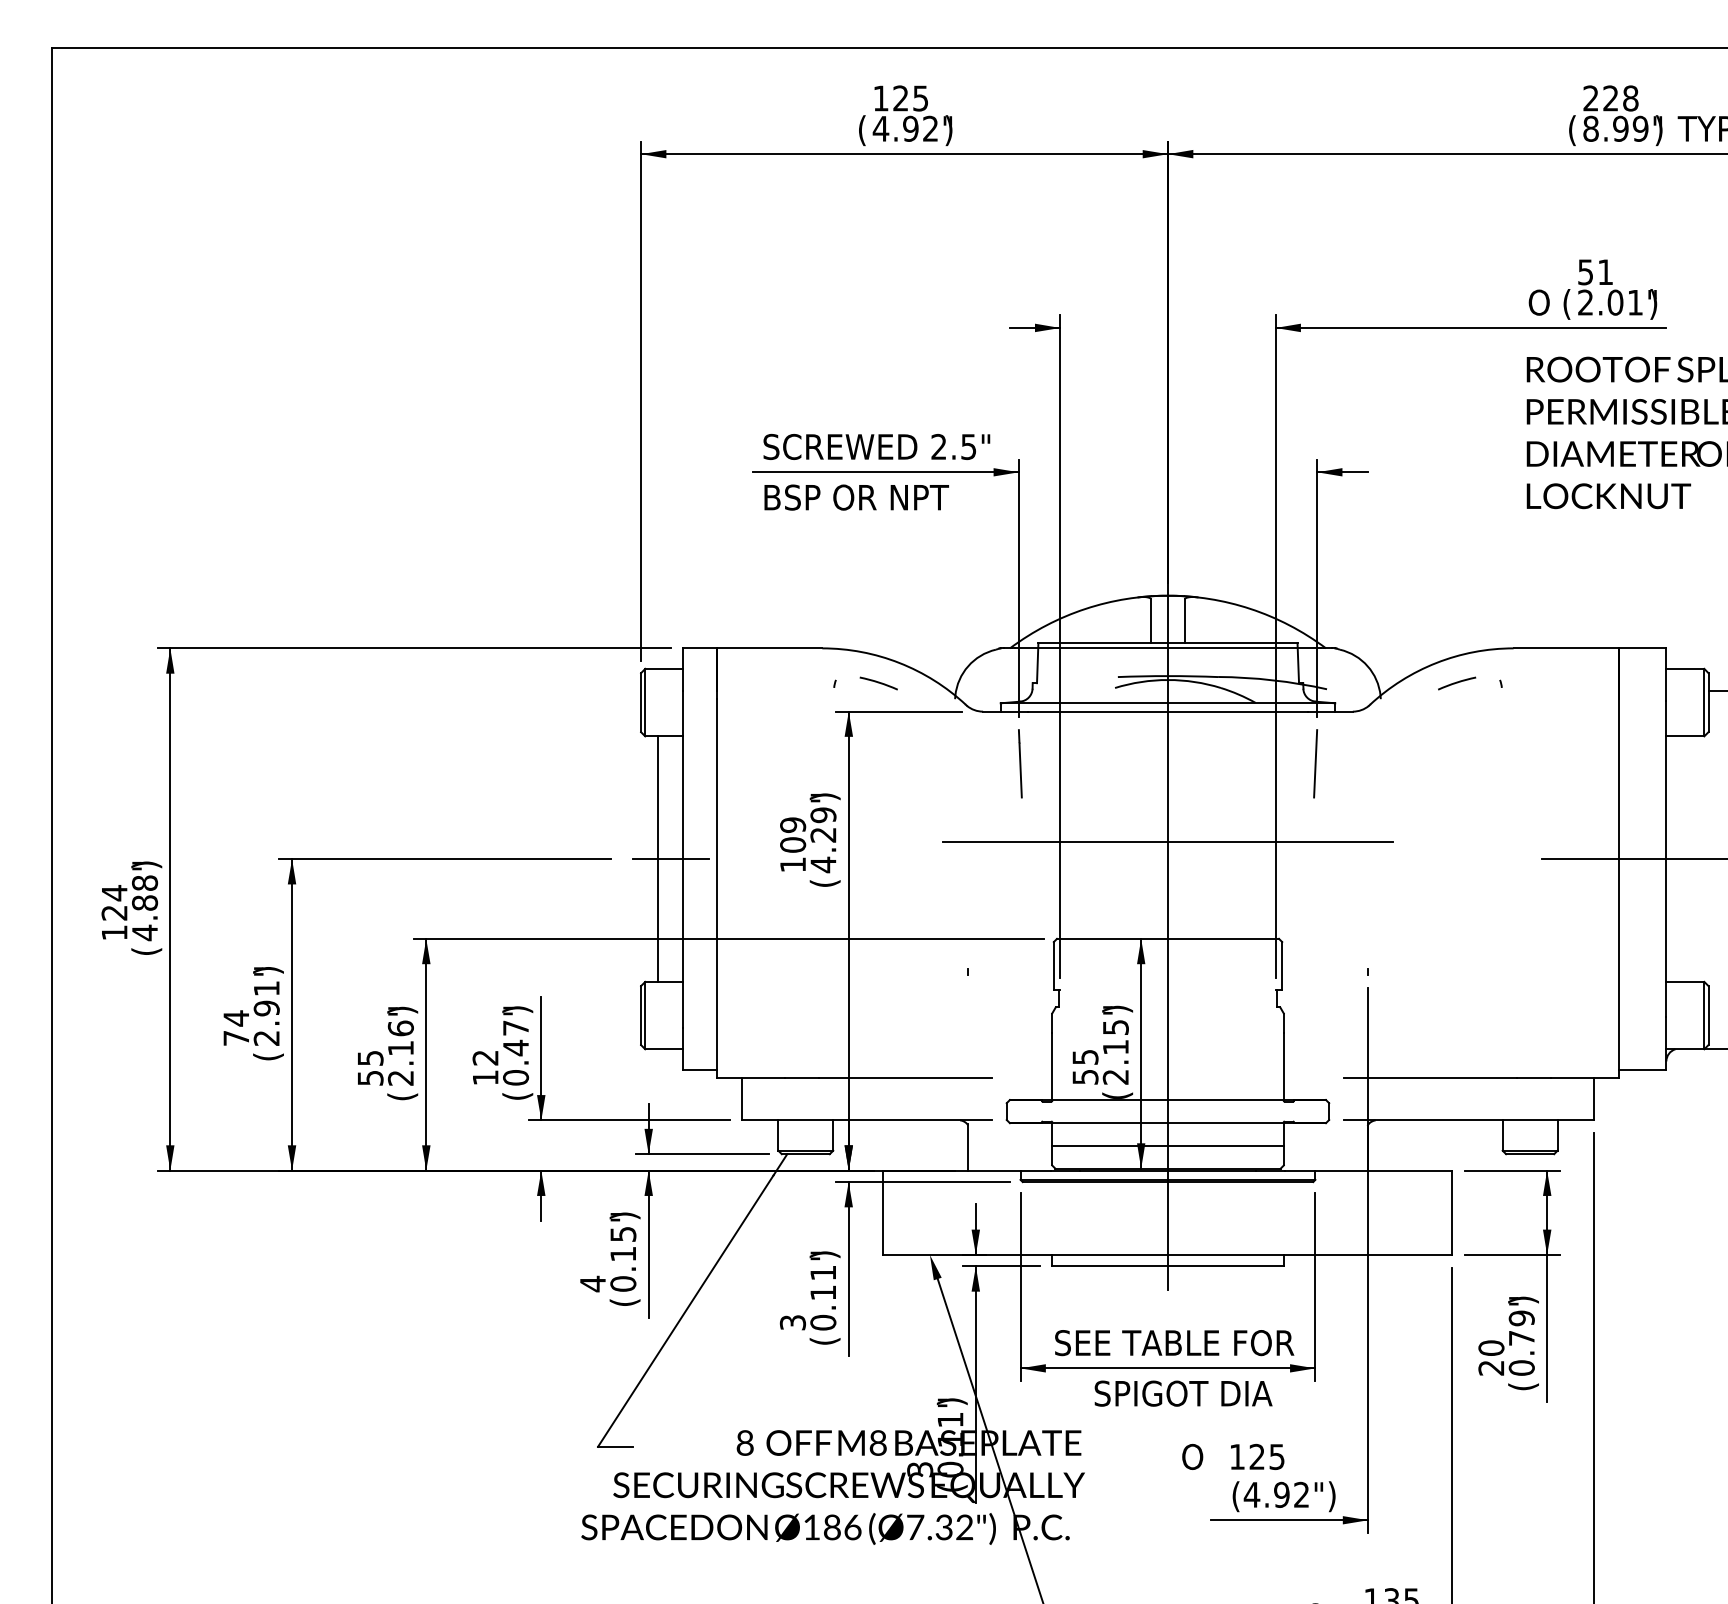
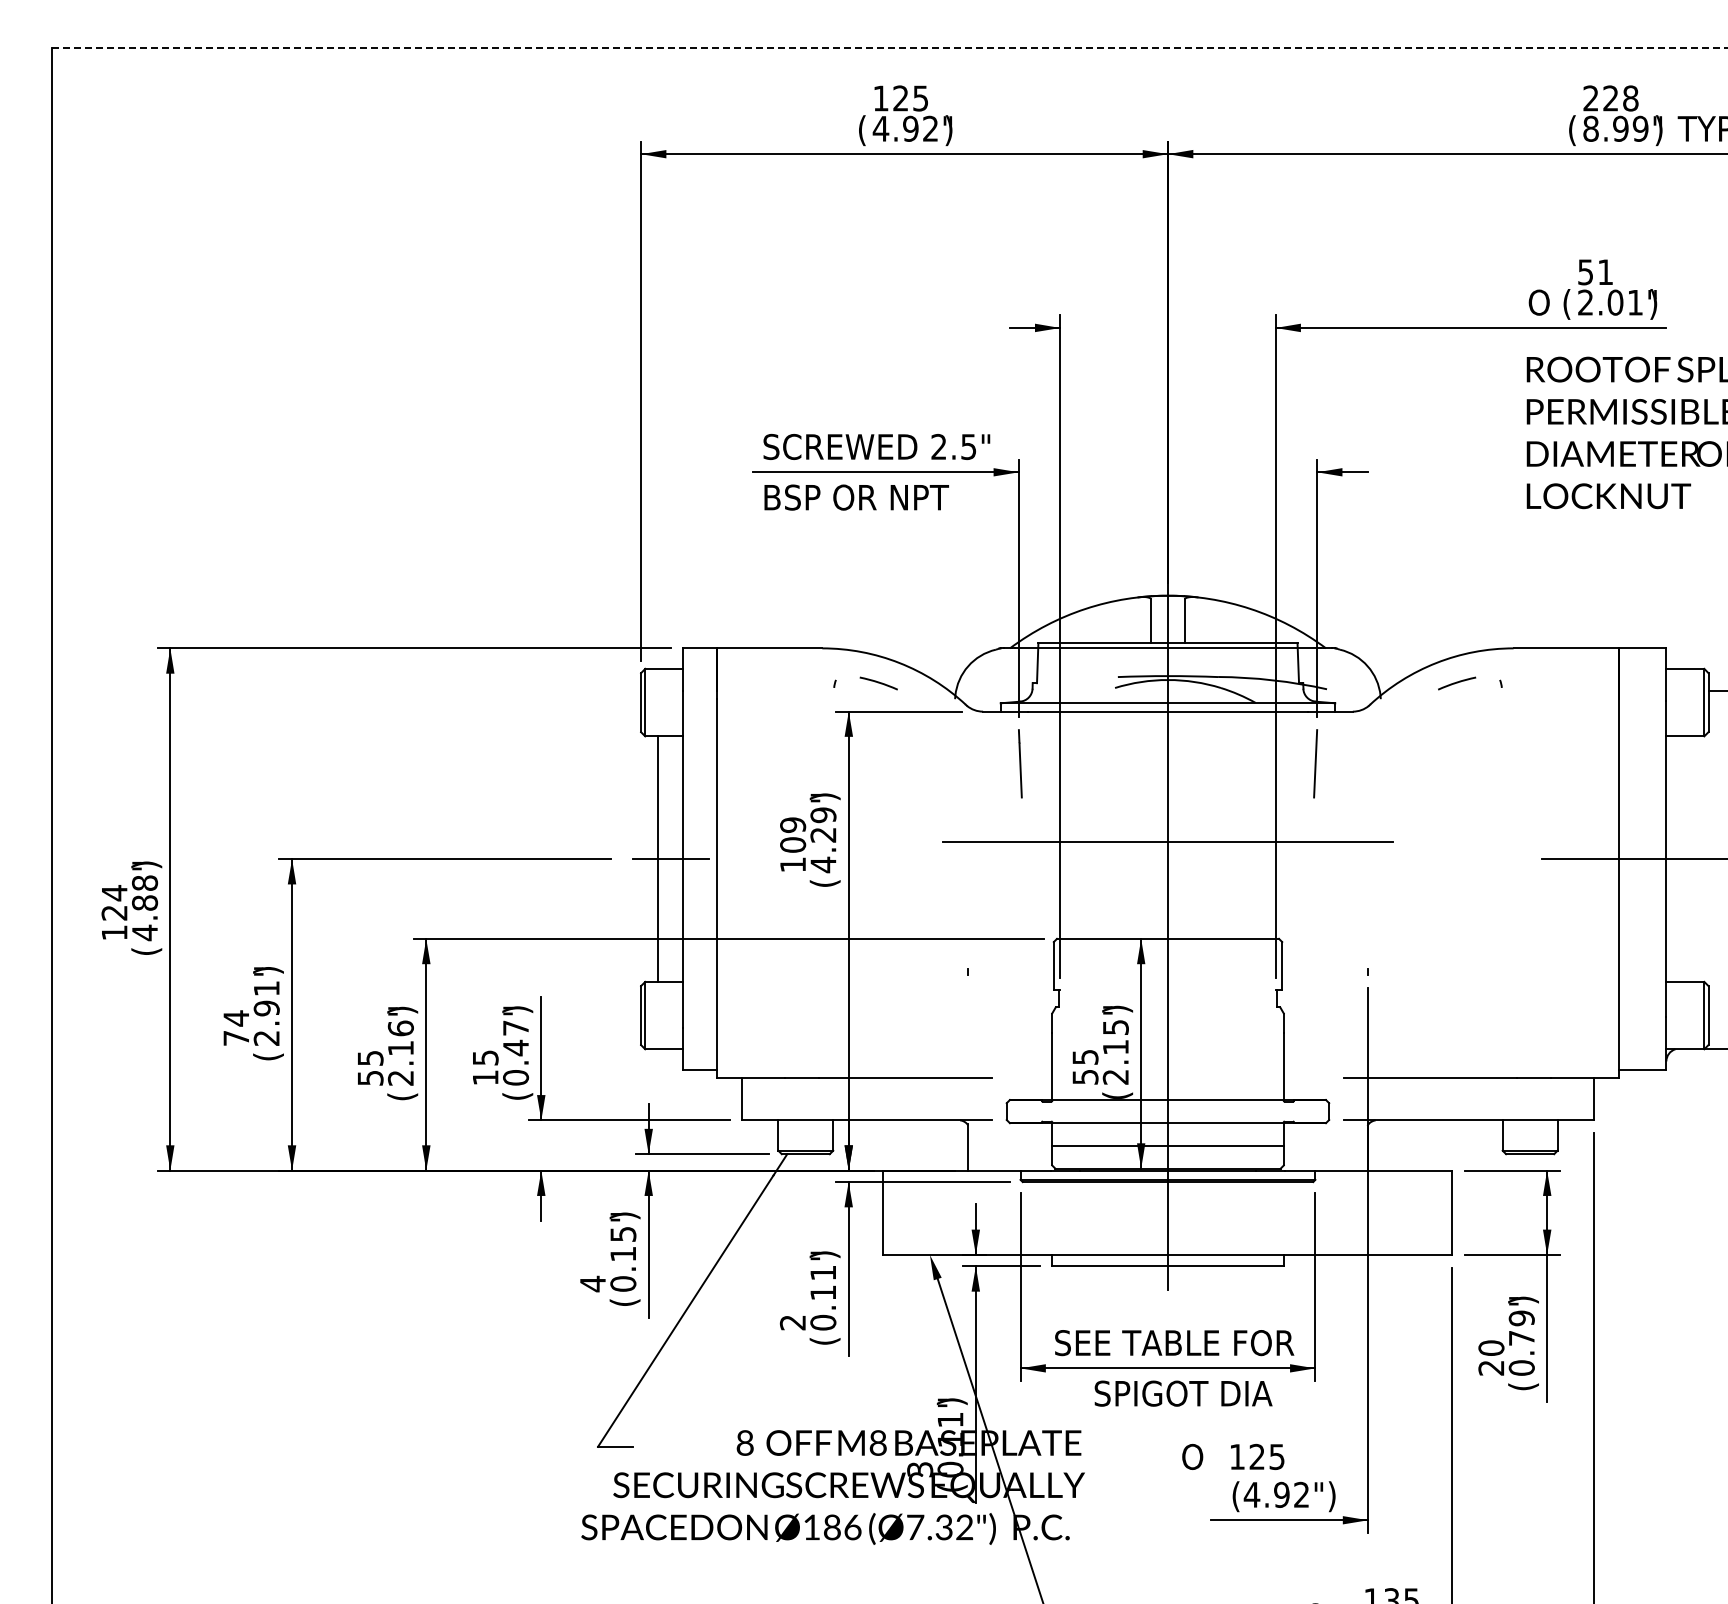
line: solid -> dashed (889, 47)
text: 12 -> 15 (485, 1057)
text: 3 -> 2 (793, 1322)
